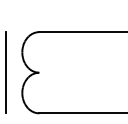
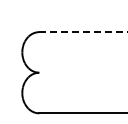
line: solid -> dashed (83, 32)
line: present -> none (6, 72)
